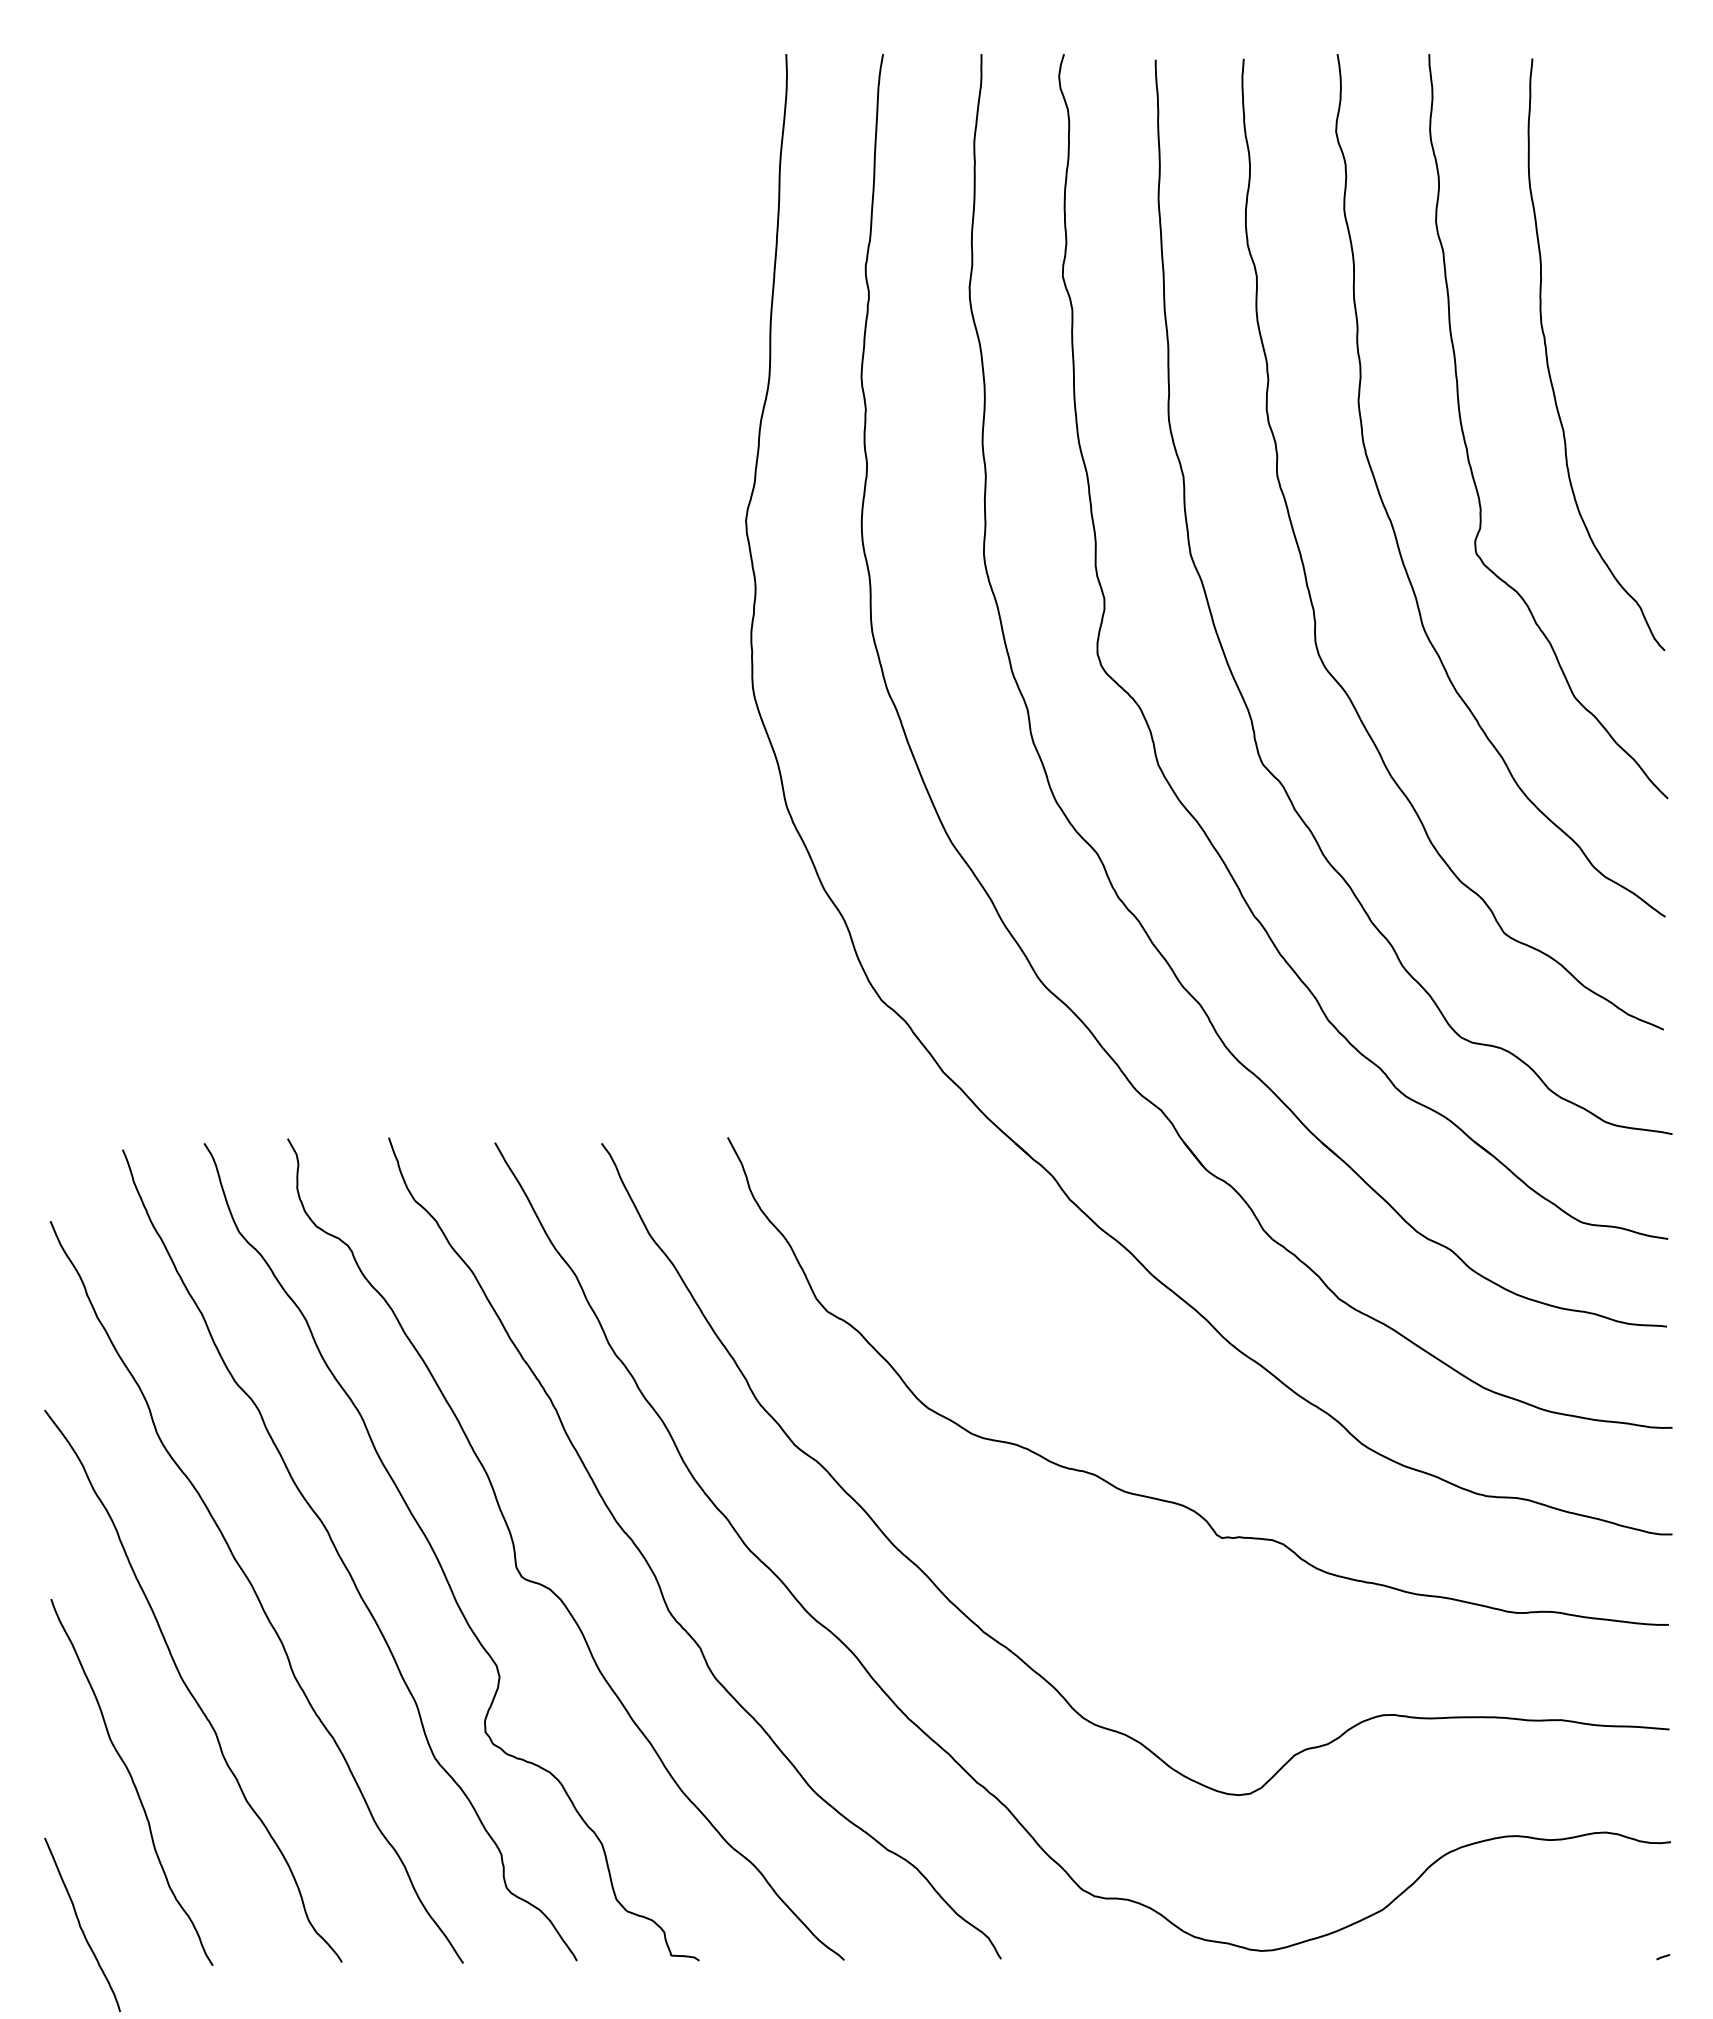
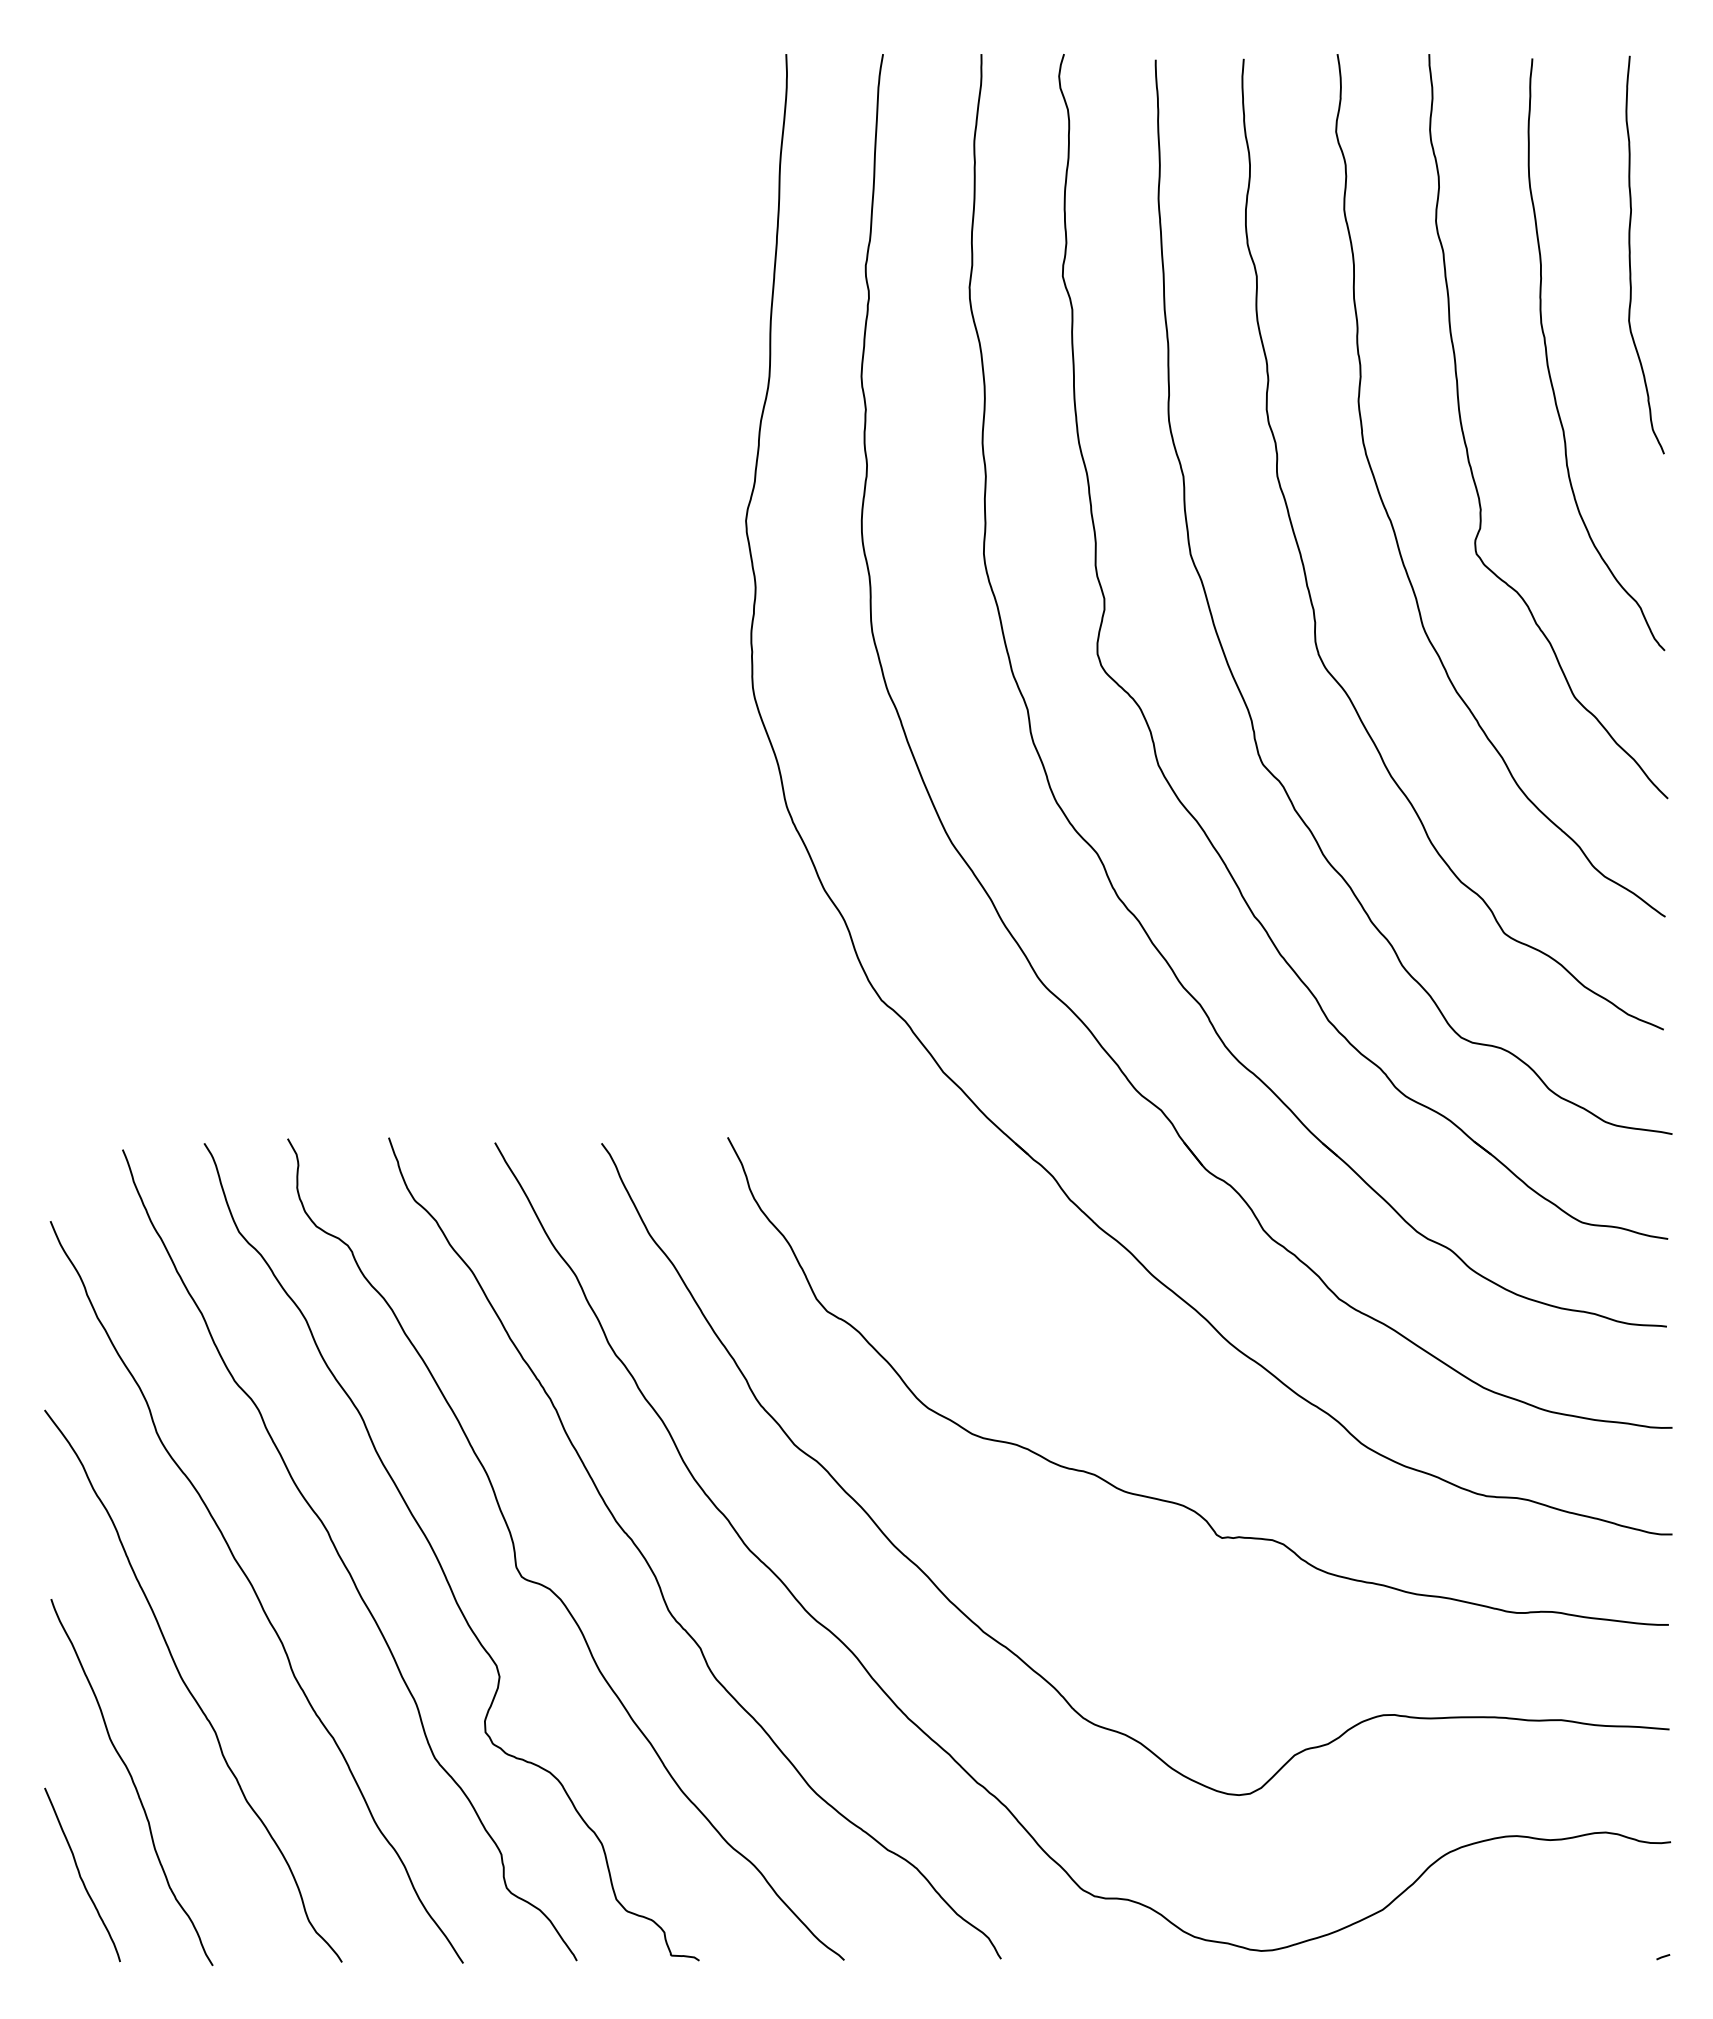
curve: none -> present (1630, 254)
curve position: (80, 1924) -> (80, 1874) (80, 1874)
